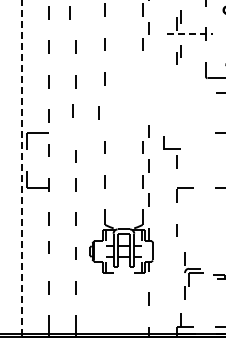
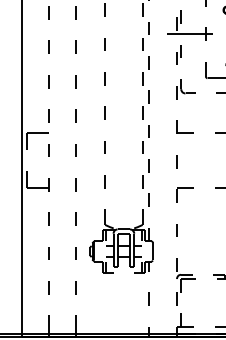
line position: (69, 12) -> (75, 12) (75, 12)
line: dashed -> solid (190, 34)
part: none -> present (145, 87)
part: none -> present (185, 89)
line position: (72, 110) -> (75, 115) (75, 115)
line position: (98, 112) -> (104, 112) (104, 112)
part position: (171, 142) -> (184, 126) (184, 126)
line position: (75, 156) -> (75, 150) (75, 150)
line: dashed -> solid (22, 169)
line position: (48, 247) -> (48, 253) (48, 253)
part position: (193, 275) -> (185, 281) (185, 281)
